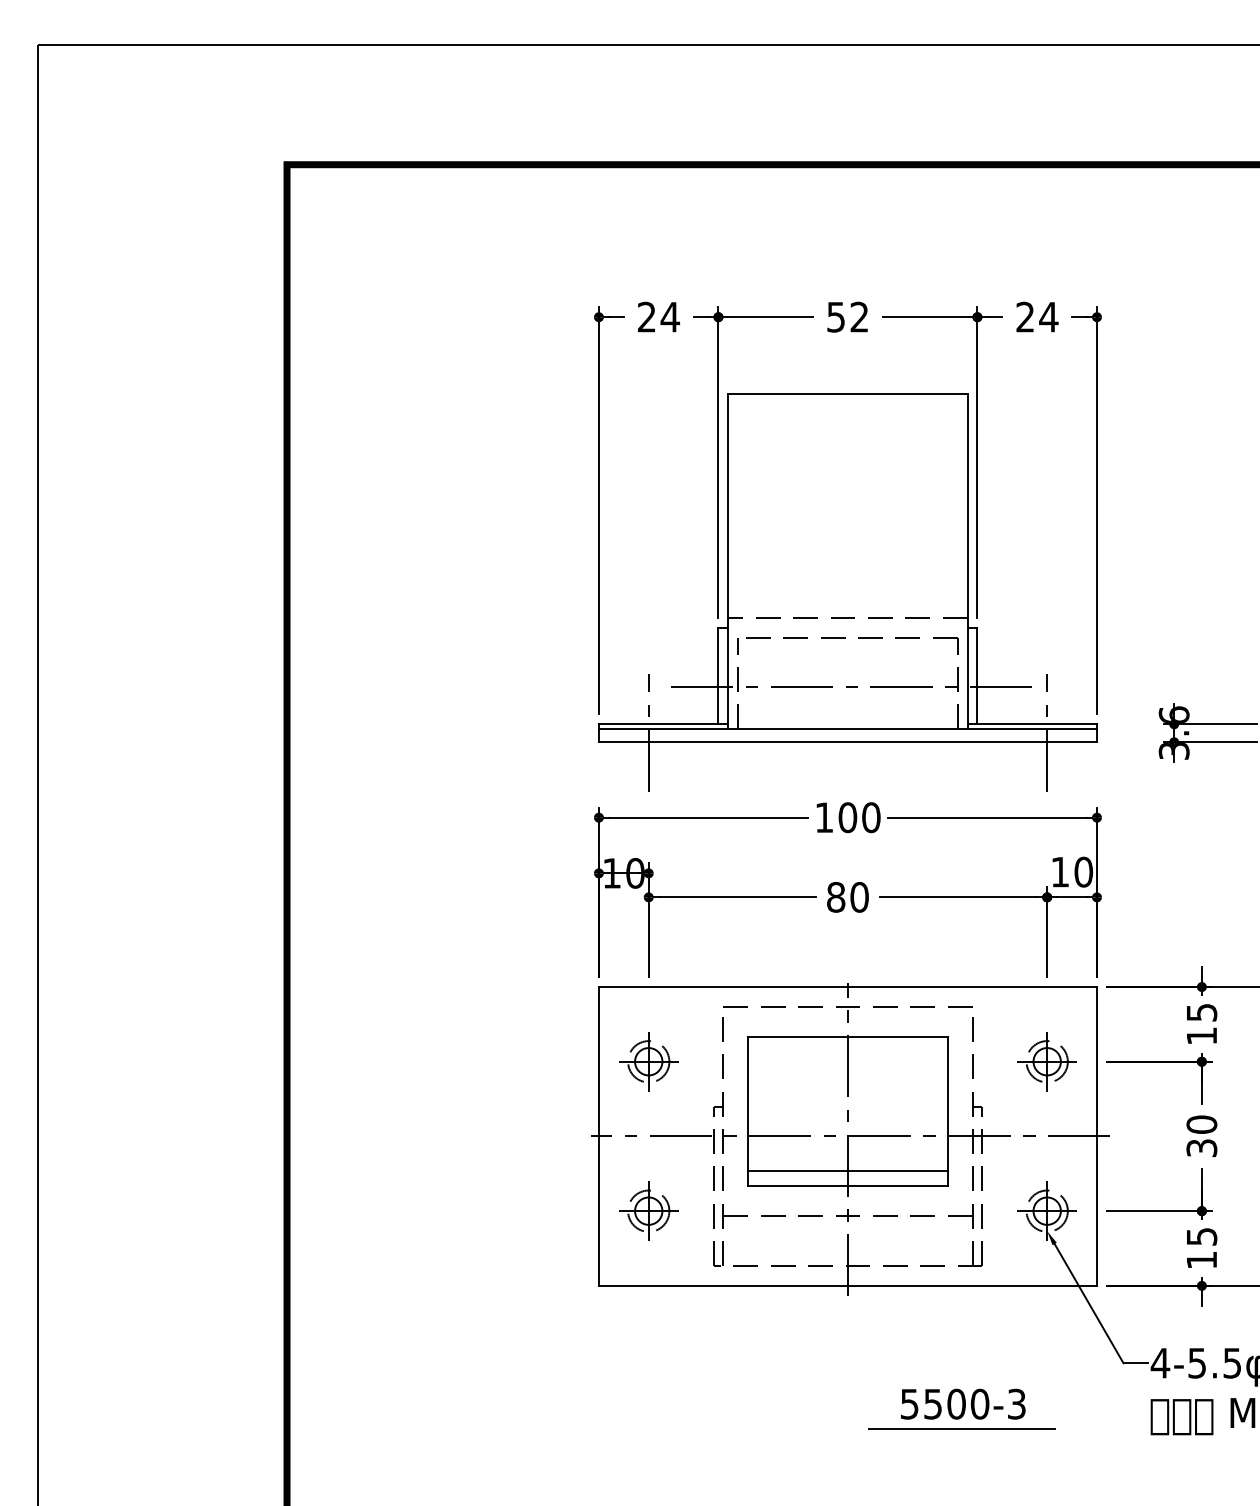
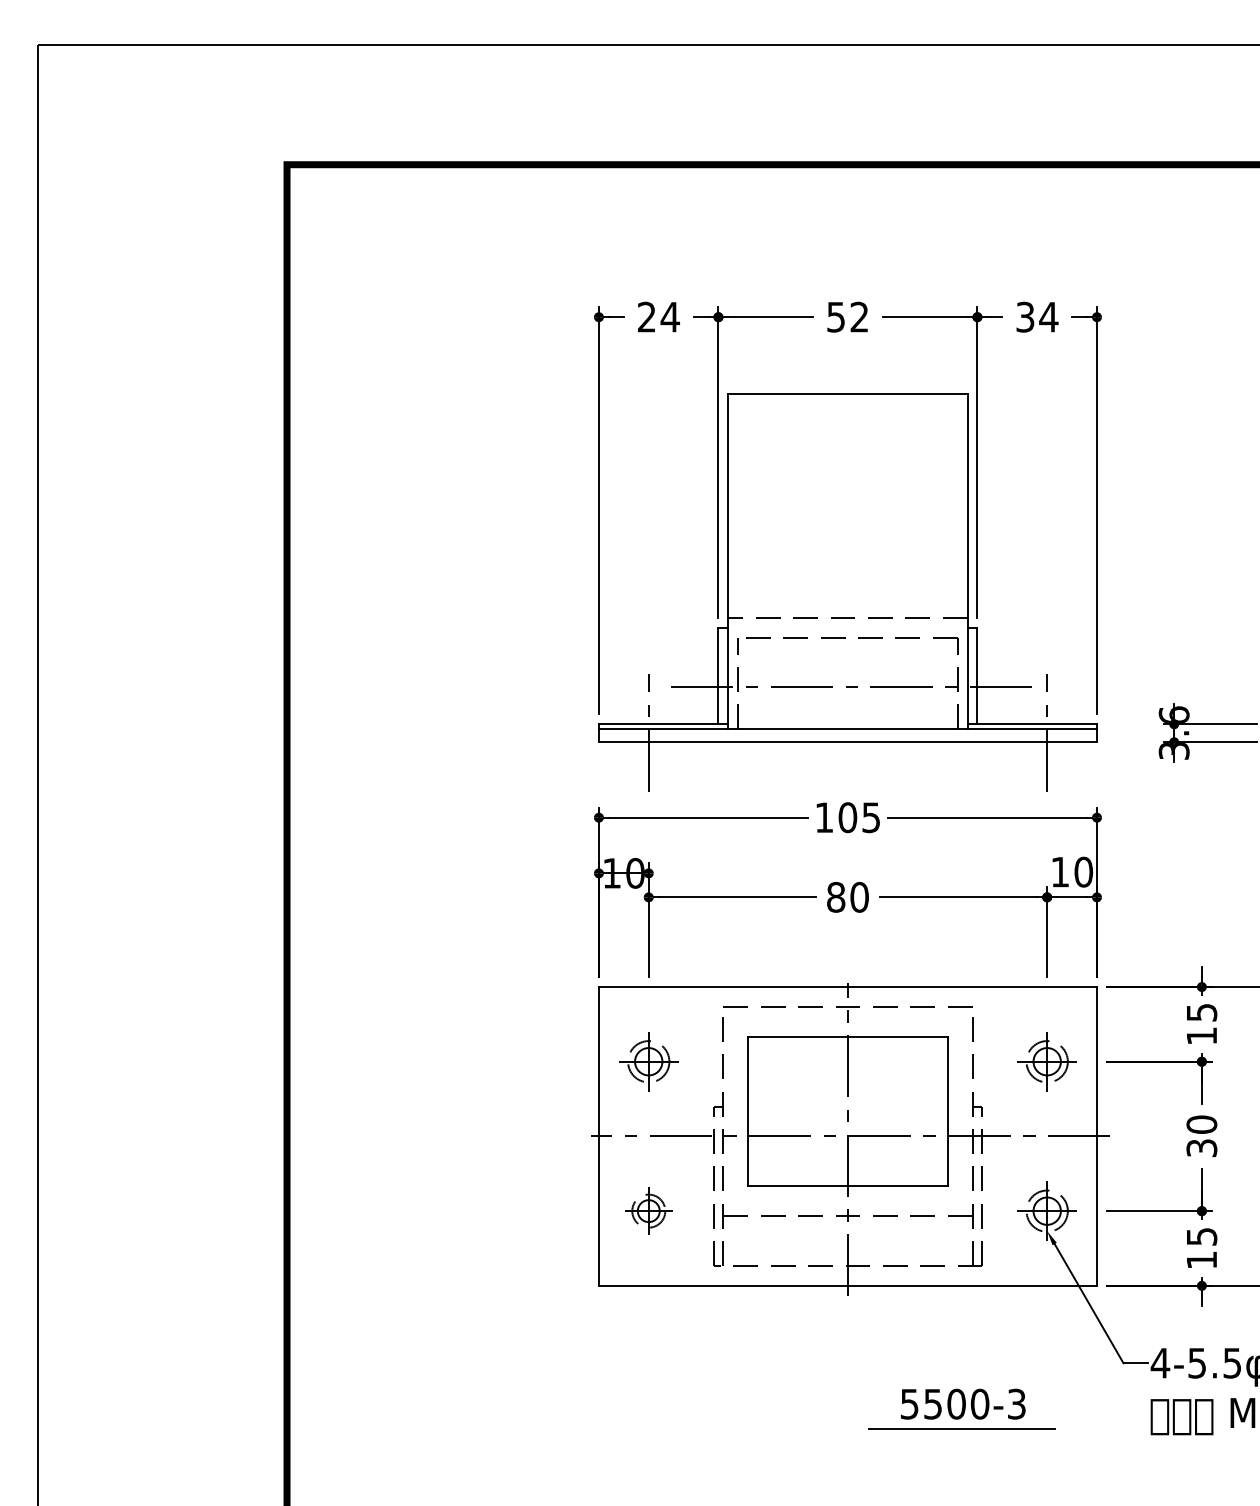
text: 24 -> 34 (1025, 317)
text: 100 -> 105 (871, 817)
line: present -> none (847, 1171)
part size: 60x60 px -> 48x48 px (648, 1210)
